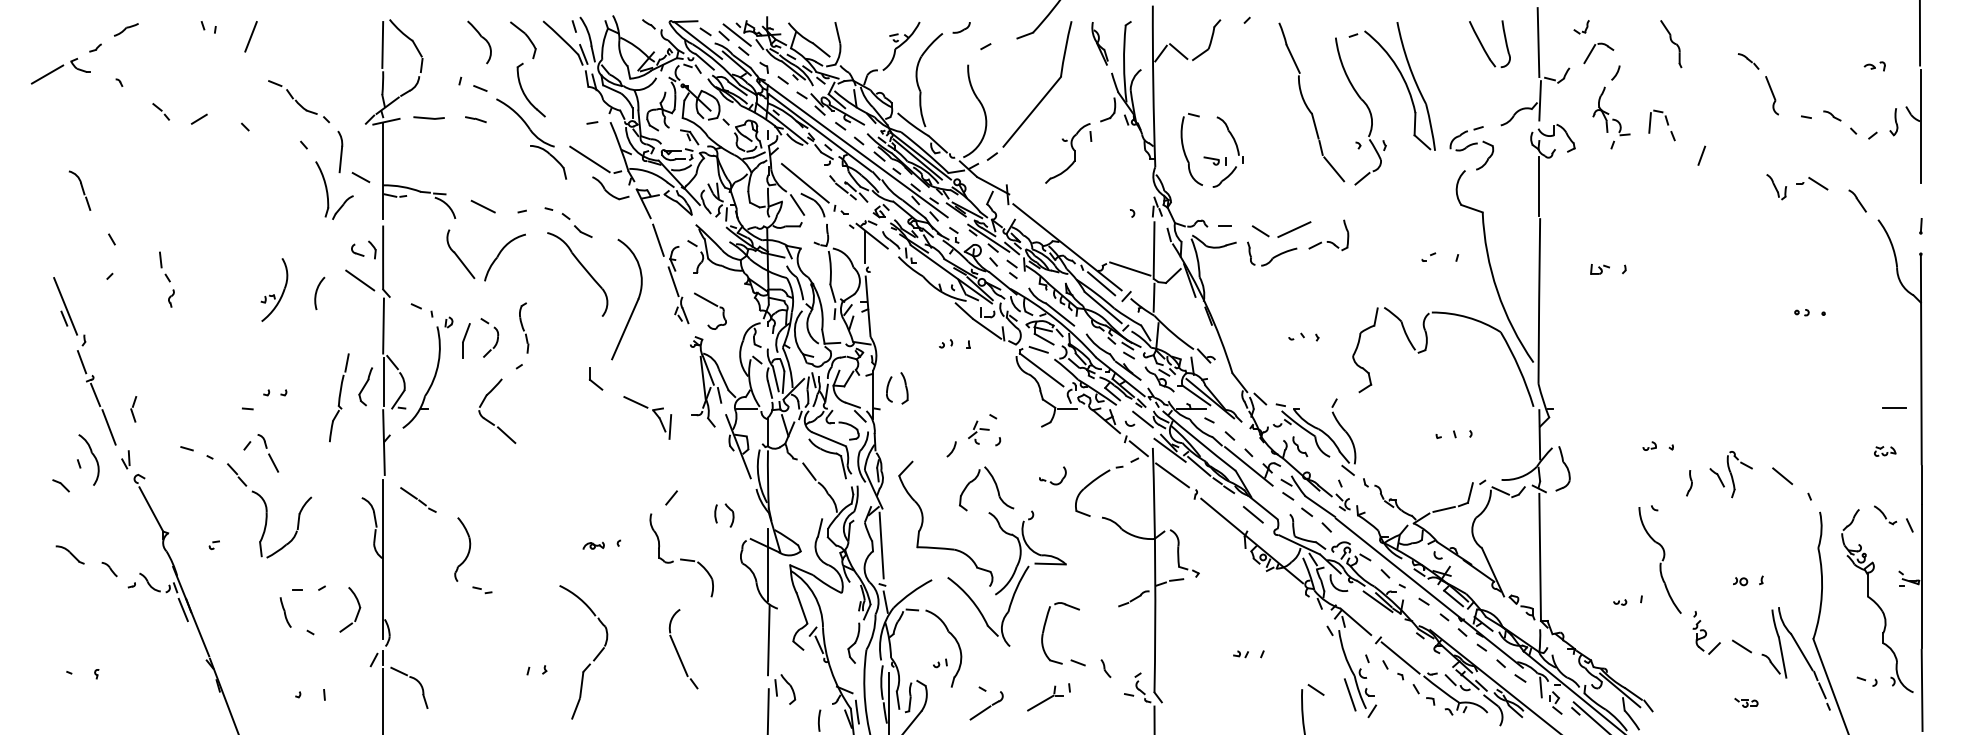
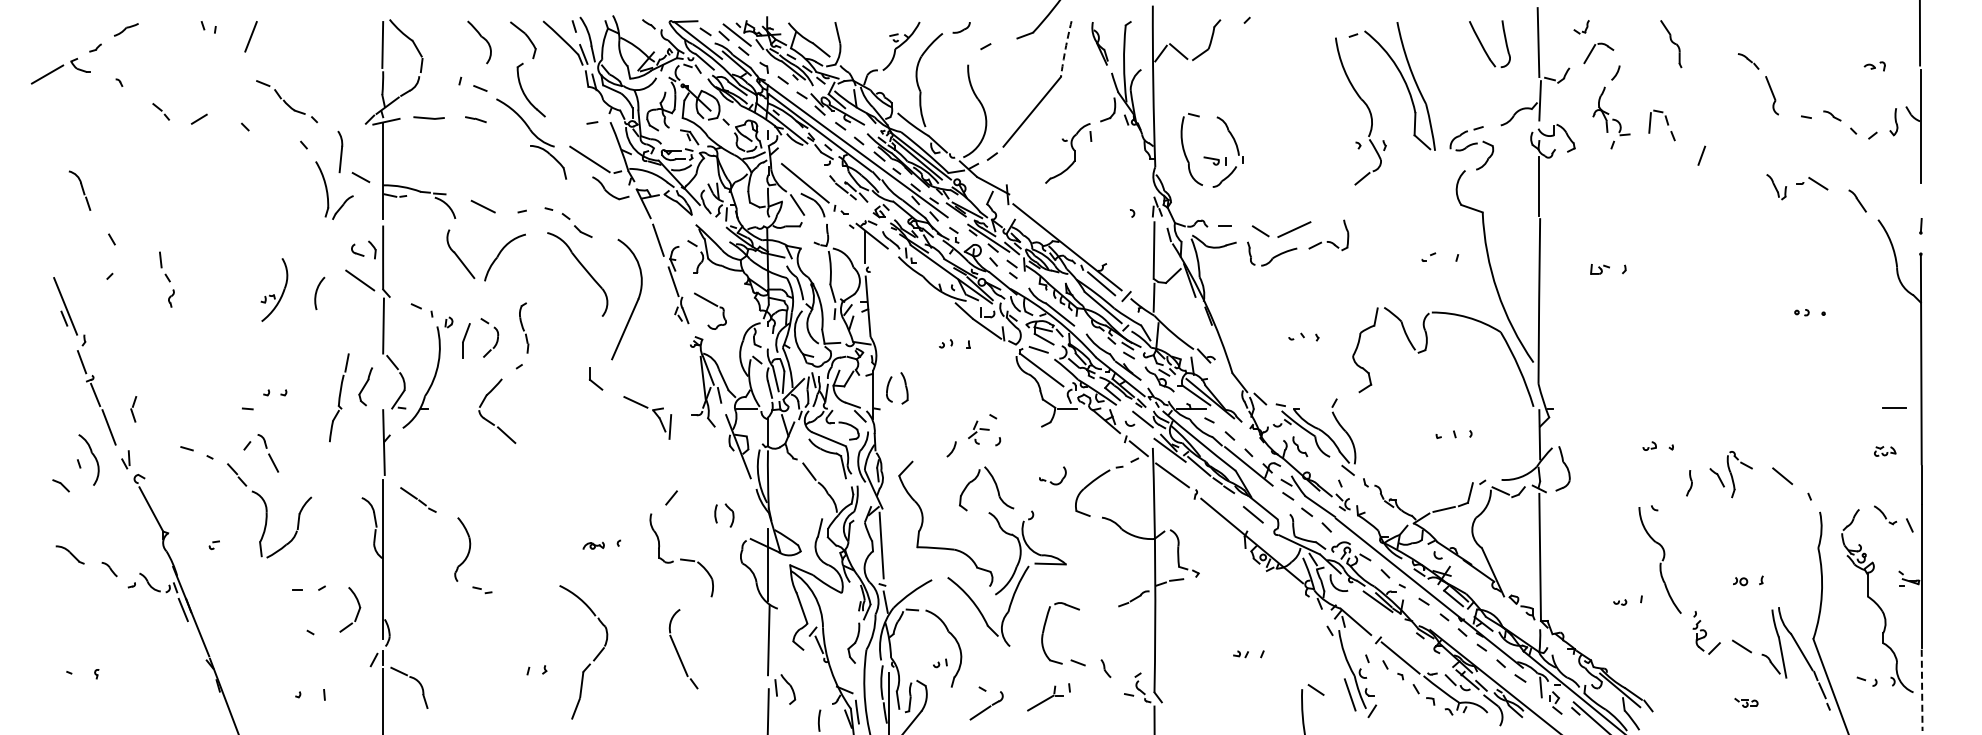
arc: solid -> dashed (1065, 48)
part position: (298, 101) -> (286, 101) (286, 101)
part: present -> none (1311, 102)
line: present -> none (1130, 268)
line: present -> none (383, 382)
part: present -> none (285, 612)
line: solid -> dashed (1922, 690)
